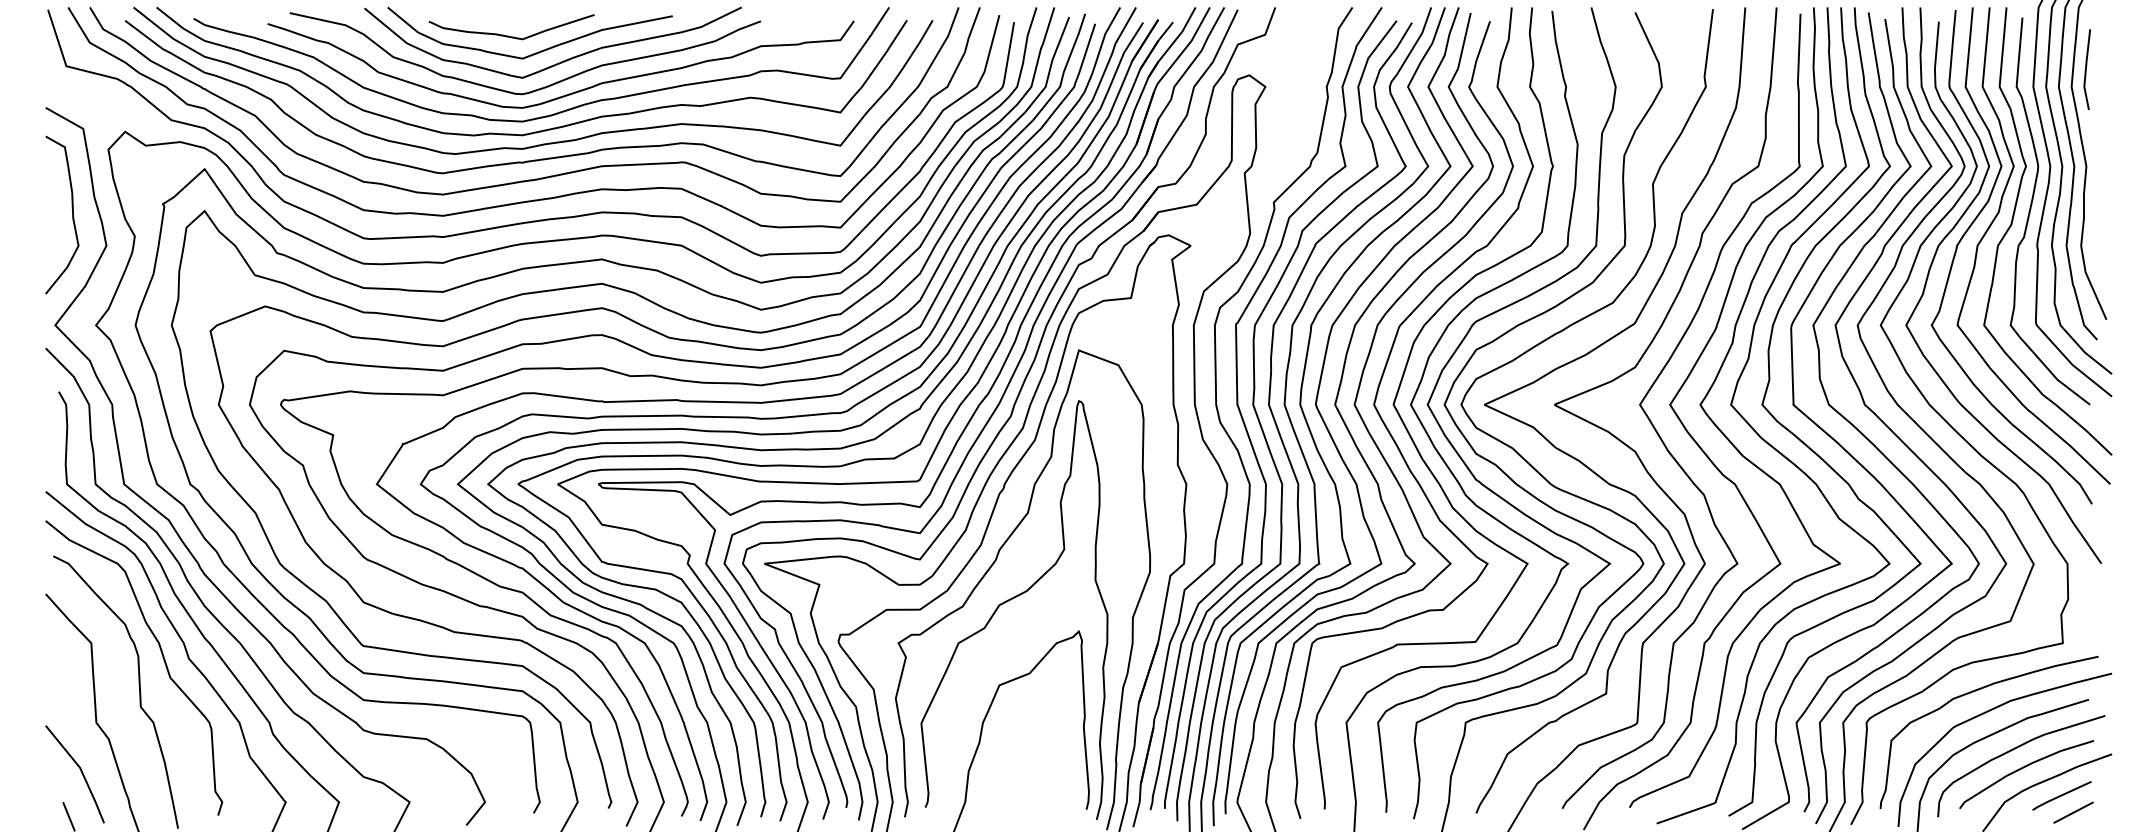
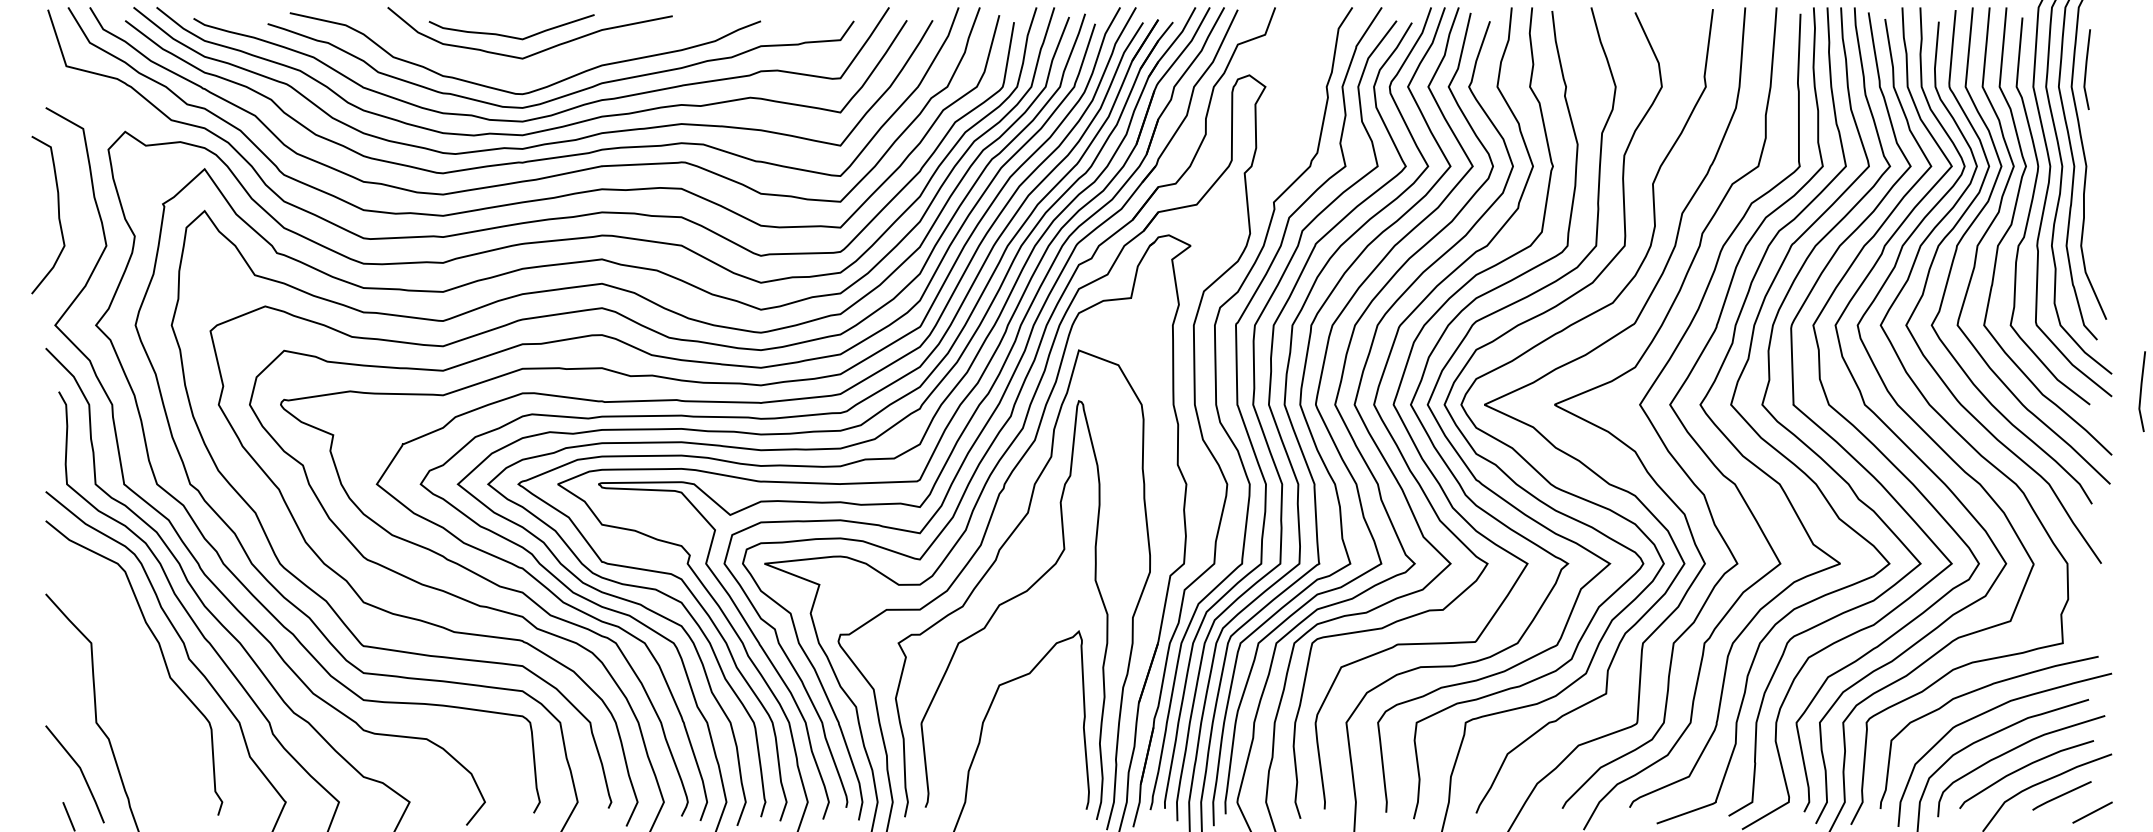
curve: present -> none (558, 62)
curve position: (72, 214) -> (58, 214) (58, 214)
line: none -> present (2141, 391)
curve: present -> none (138, 685)
line position: (2073, 812) -> (2092, 812) (2092, 812)
